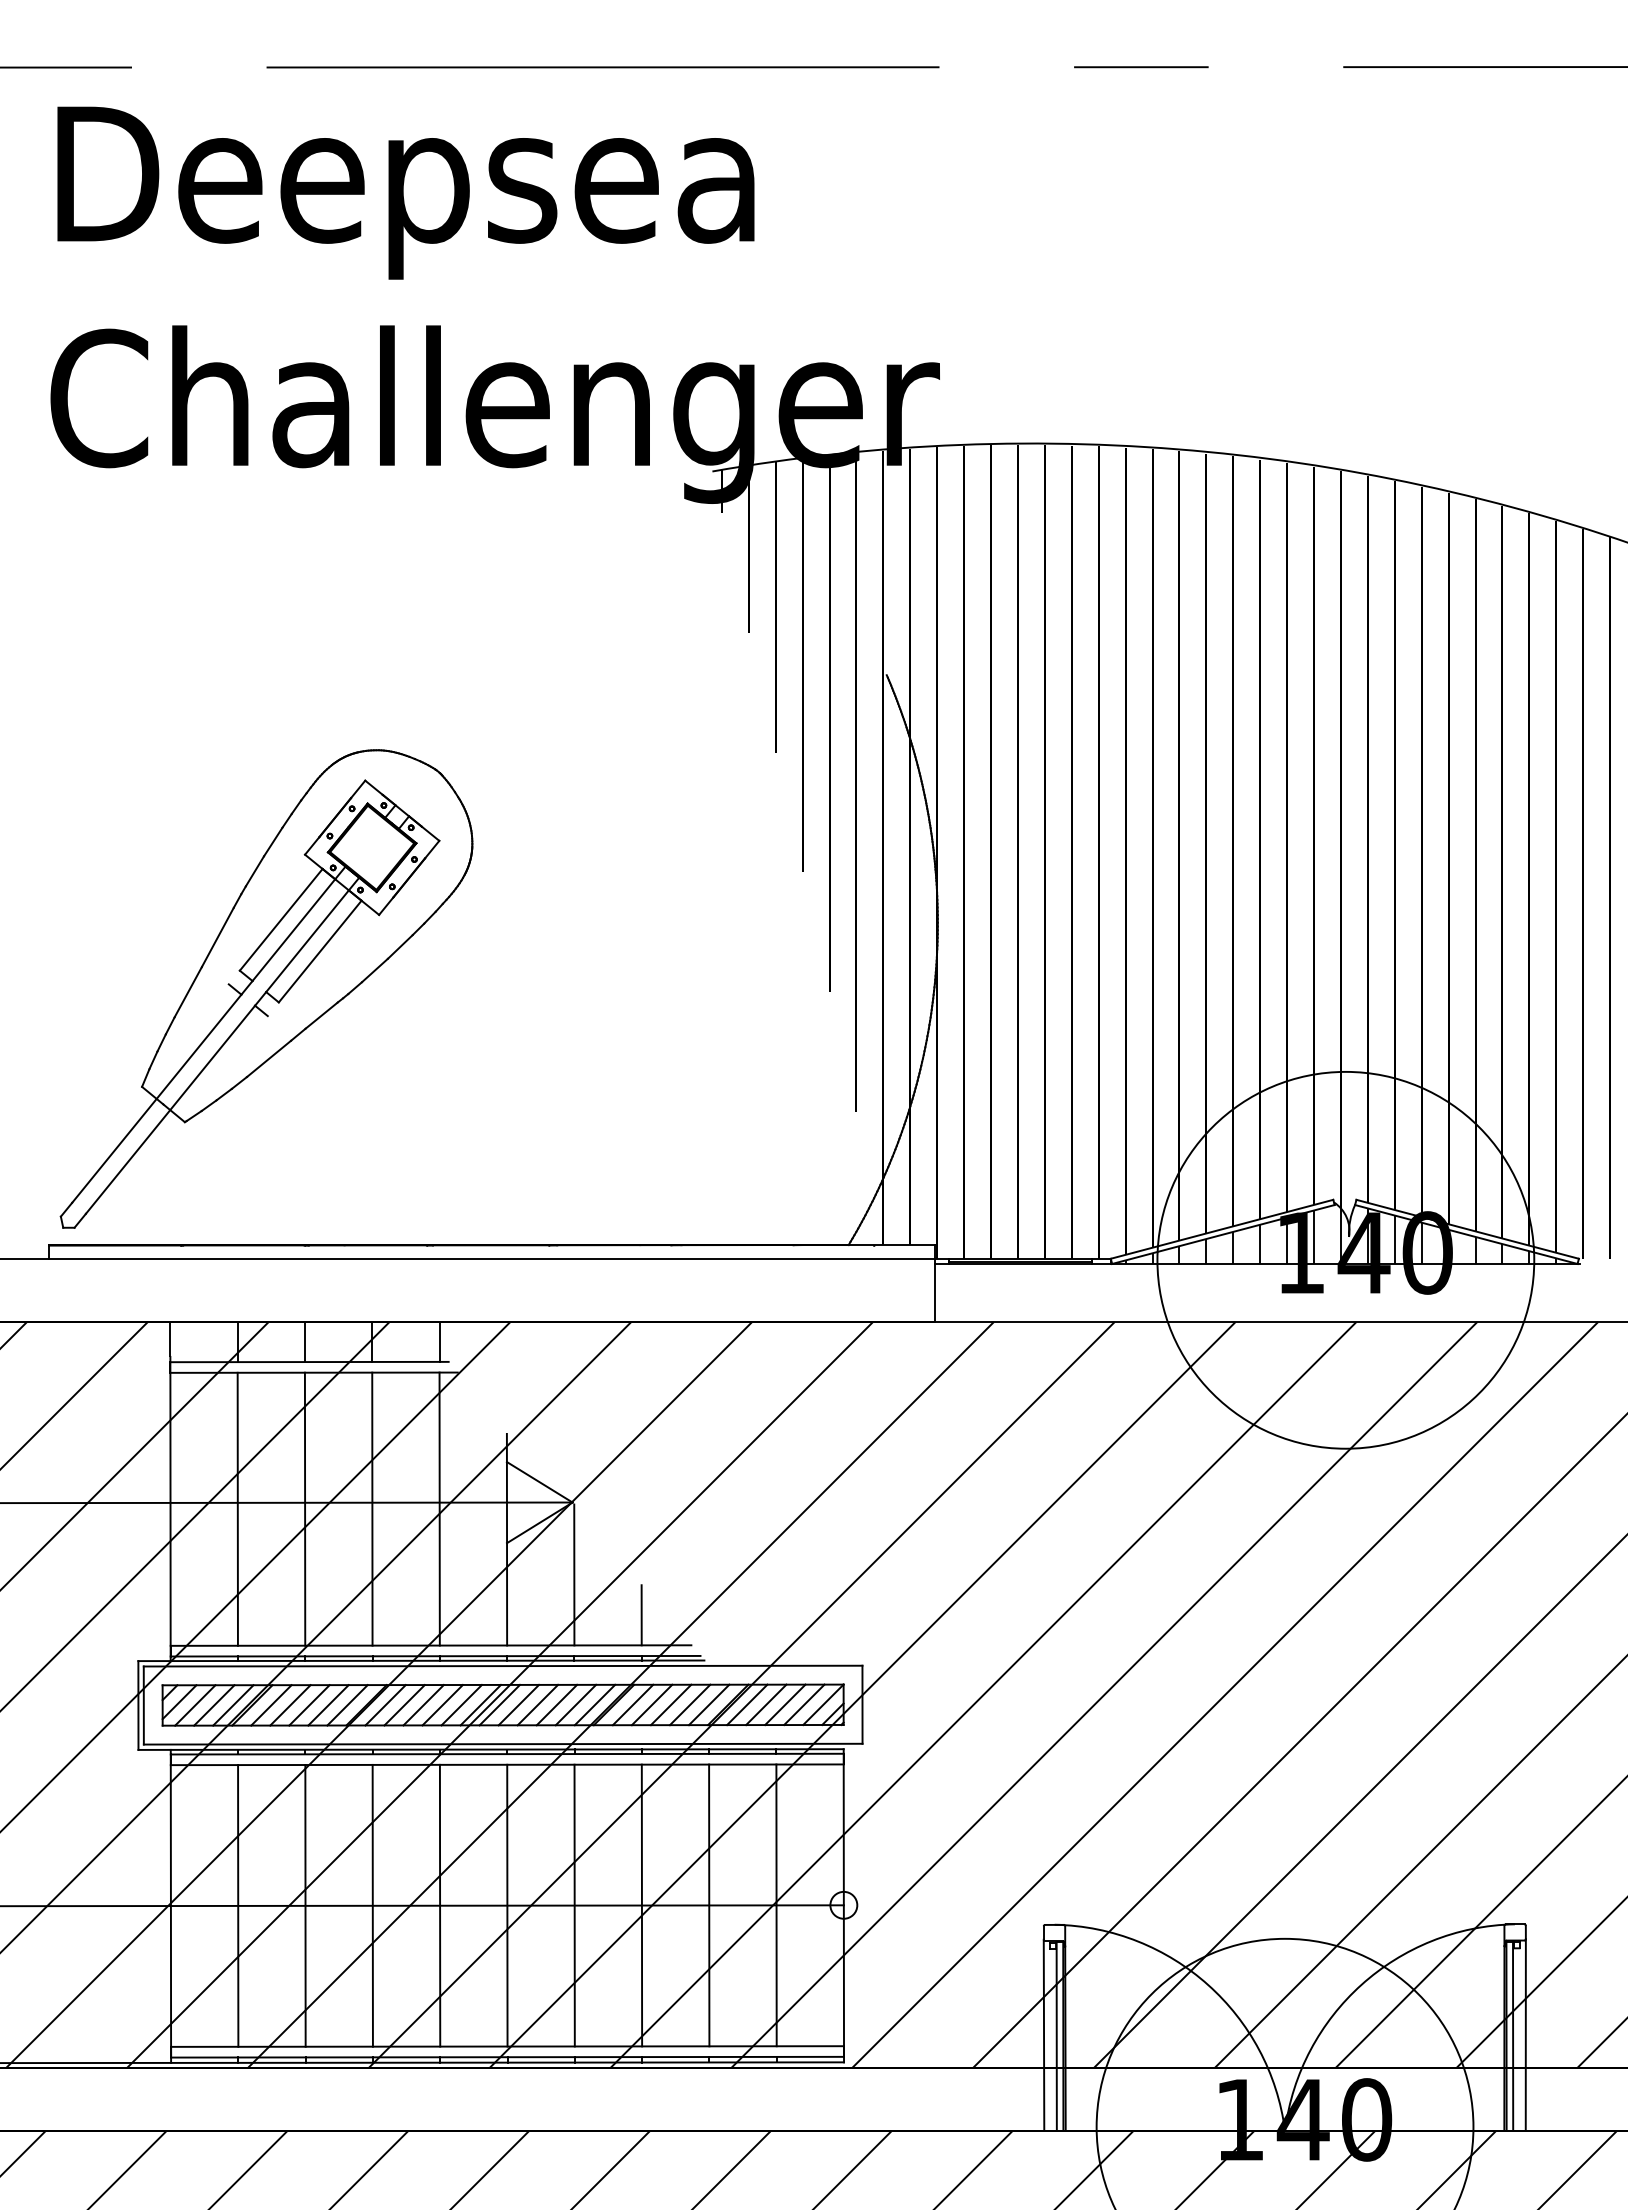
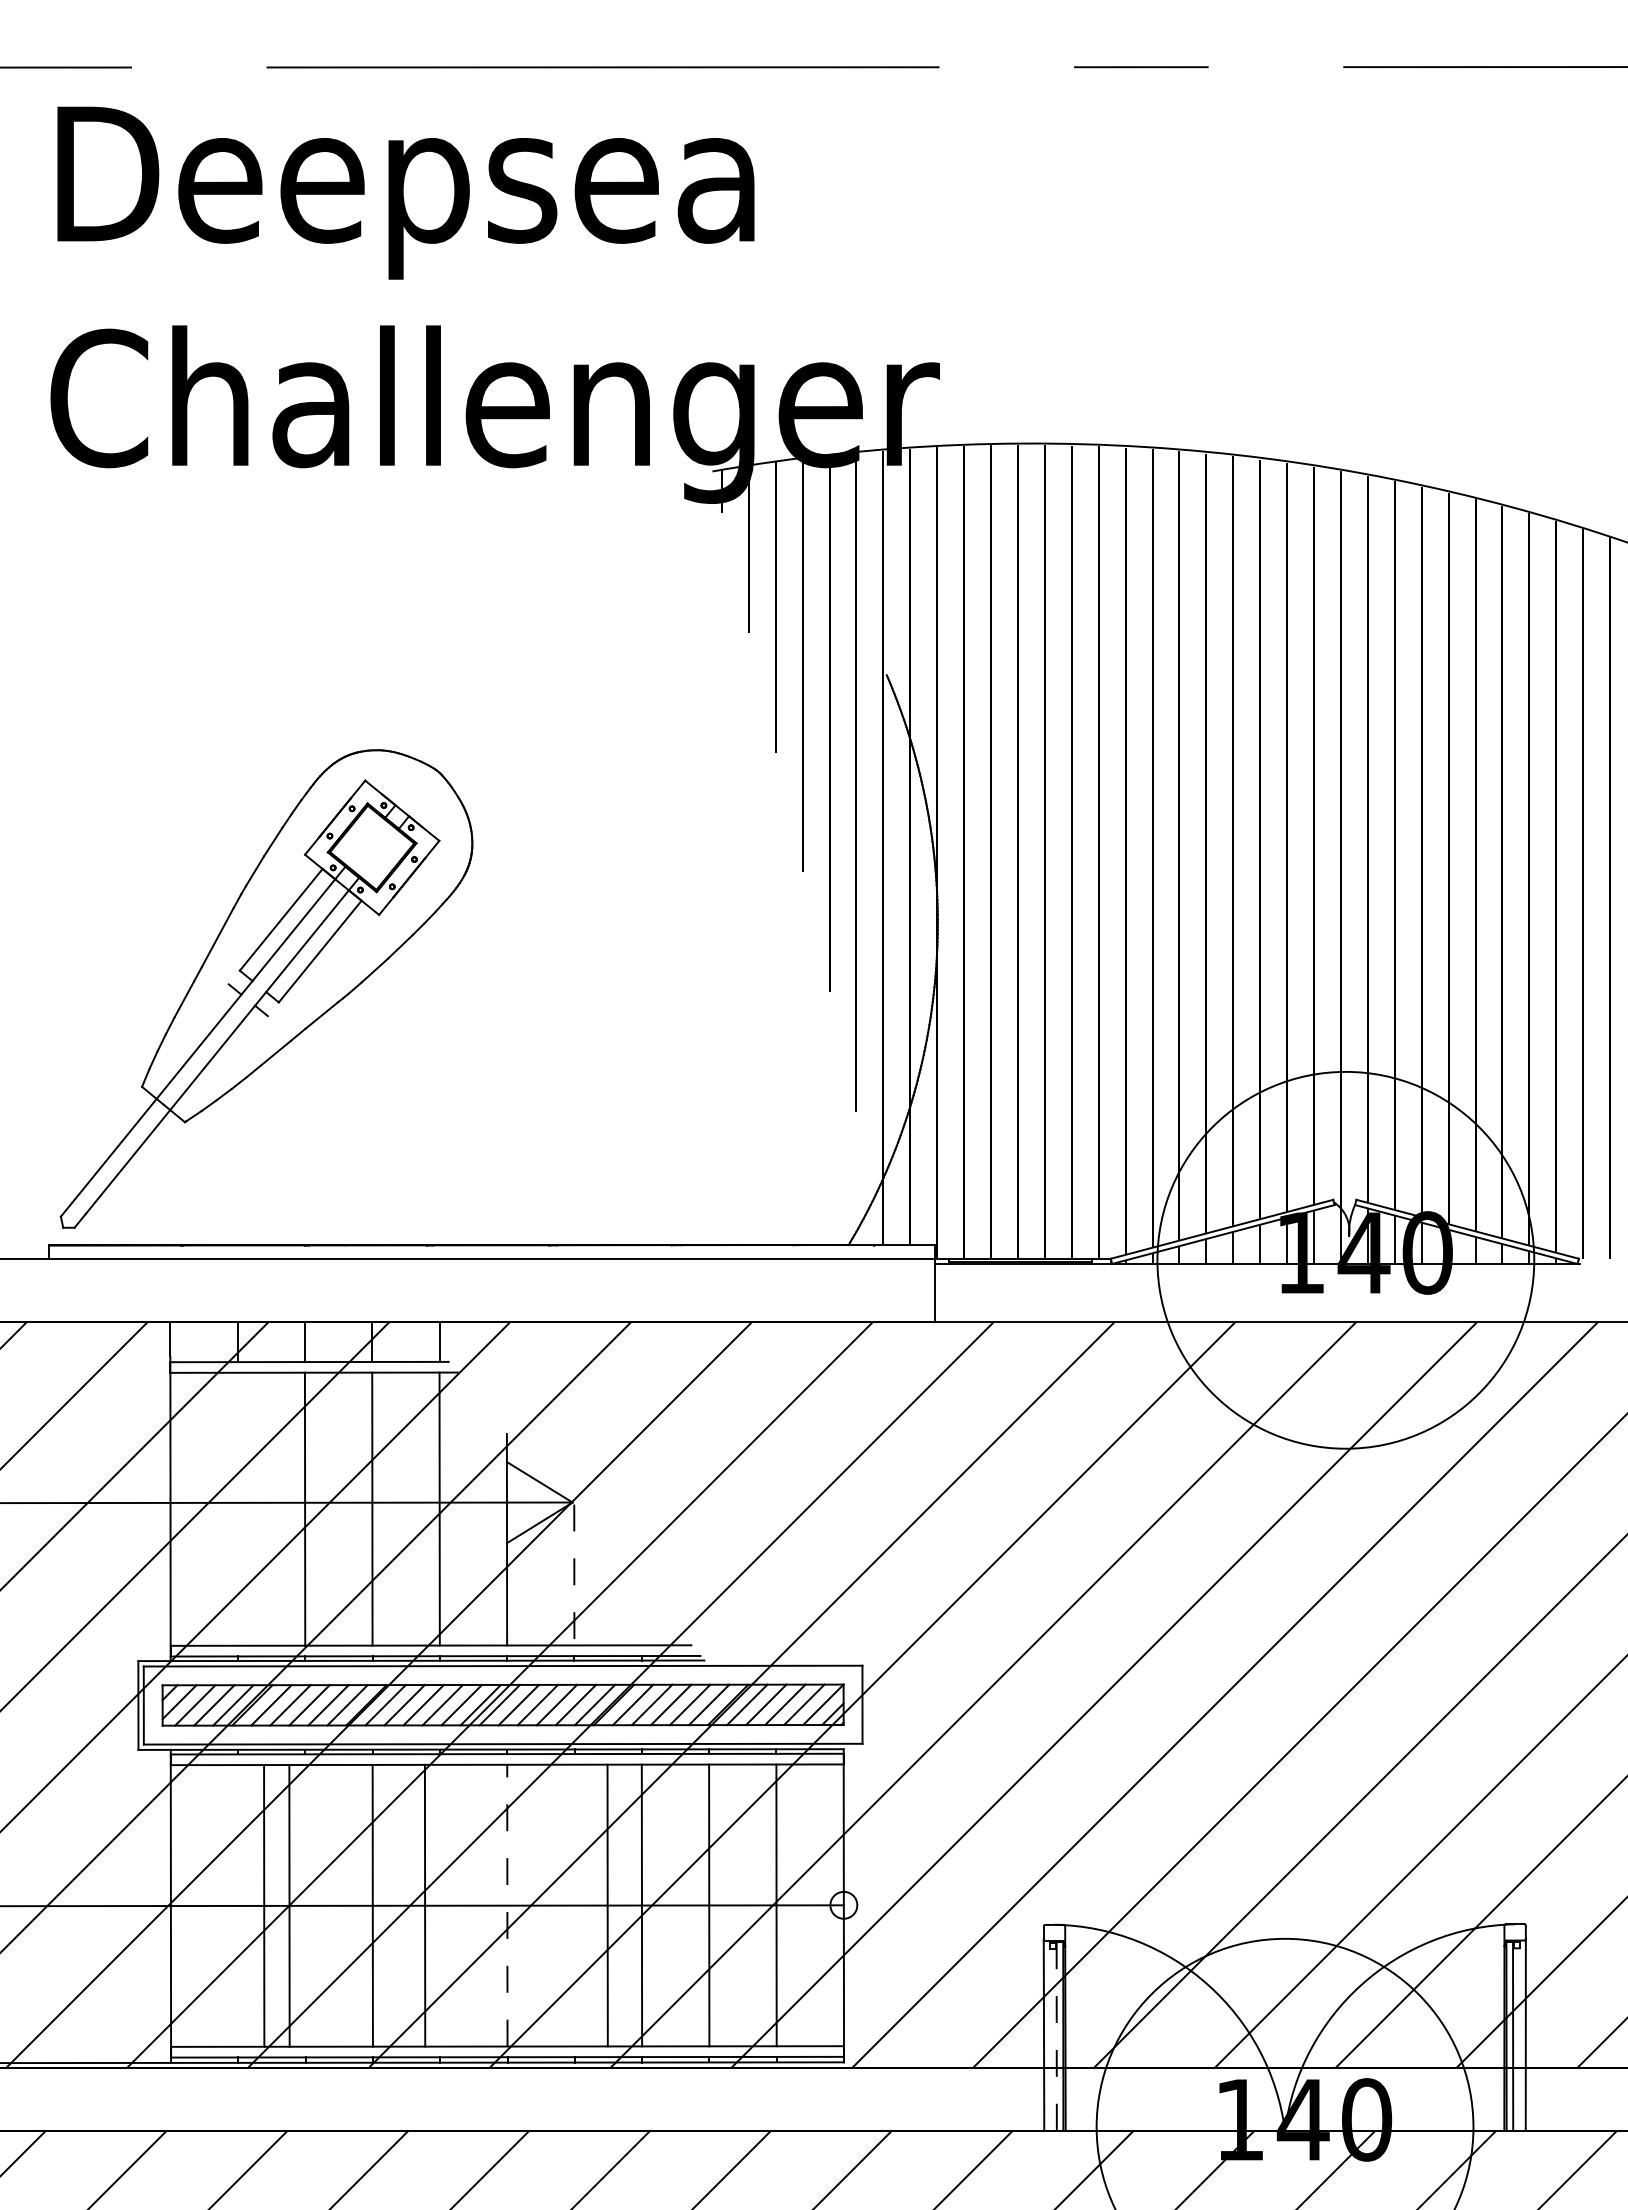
line: present -> none (237, 1508)
line: solid -> dashed (574, 1575)
line: present -> none (641, 1615)
line position: (238, 1905) -> (264, 1905) (264, 1905)
line position: (305, 1905) -> (289, 1905) (289, 1905)
line position: (439, 1905) -> (424, 1905) (424, 1905)
line: solid -> dashed (507, 1905)
line position: (574, 1905) -> (607, 1905) (607, 1905)
line: solid -> dashed (1056, 2037)
